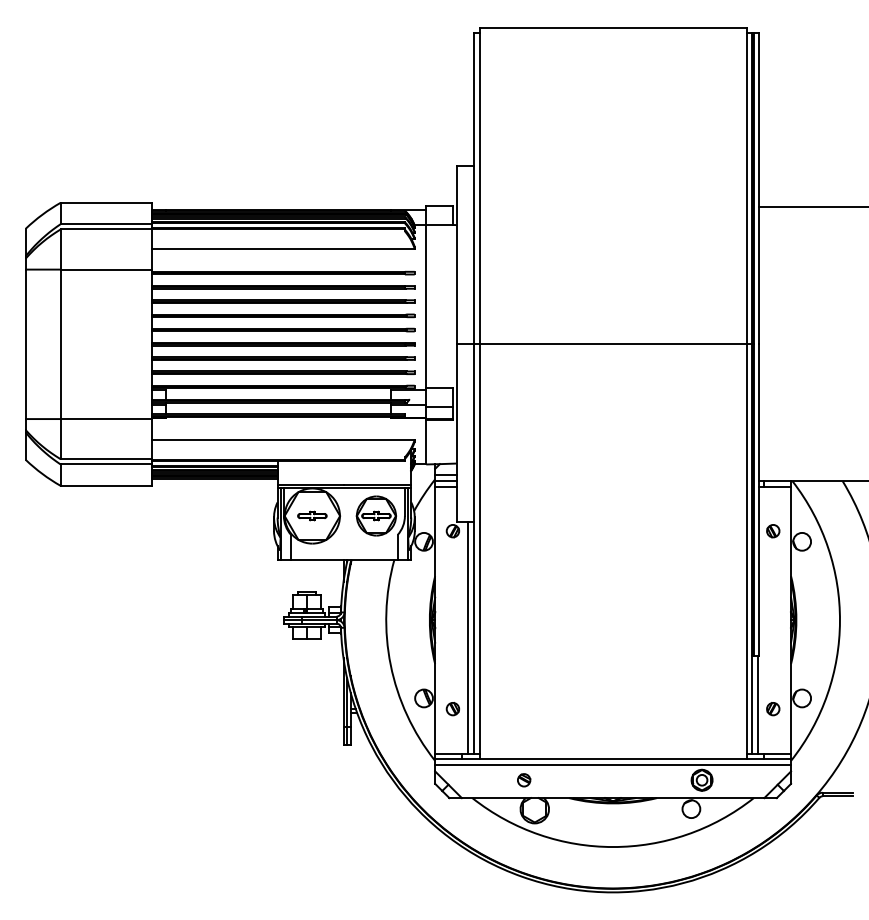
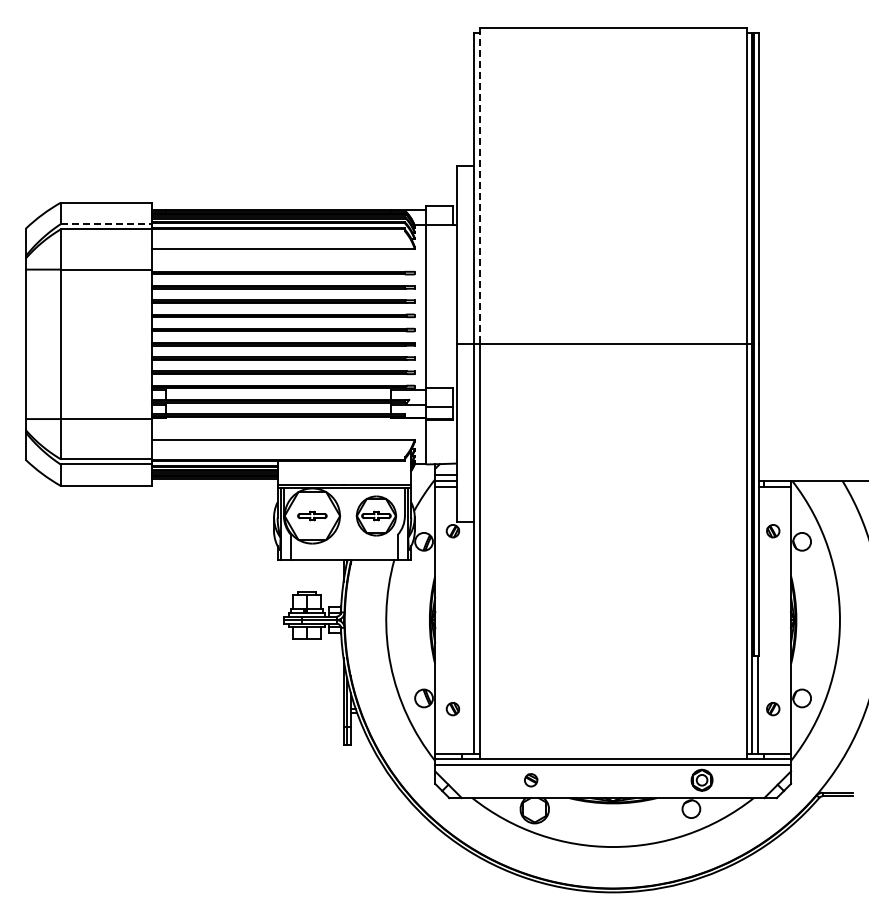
line: solid -> dashed (479, 186)
line: present -> none (812, 207)
line: solid -> dashed (106, 224)
line: present -> none (468, 637)
part position: (524, 780) -> (531, 780) (531, 780)
